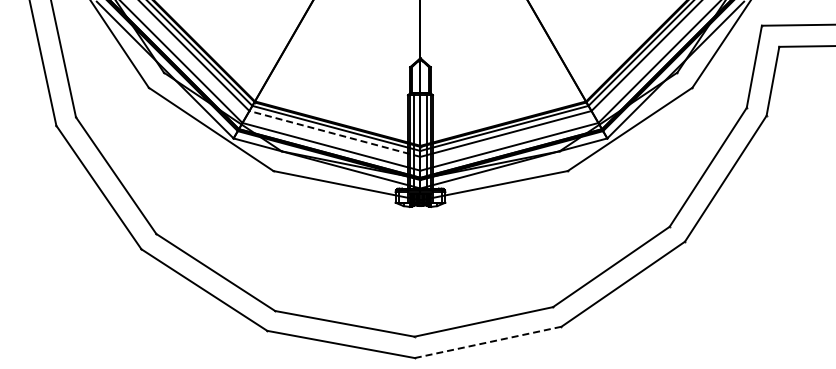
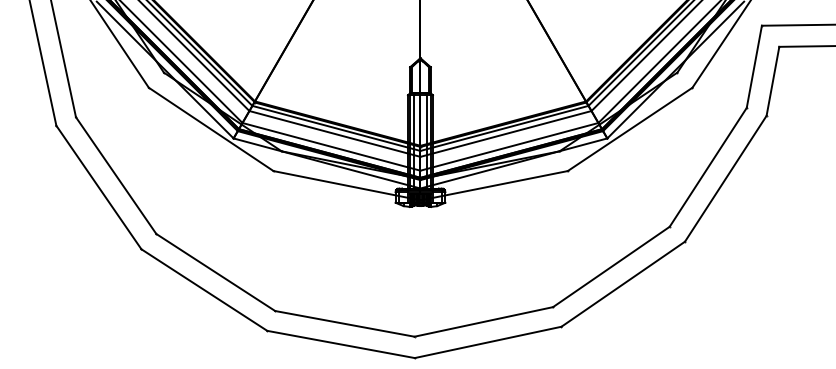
line: dashed -> solid (334, 133)
line: dashed -> solid (488, 342)
